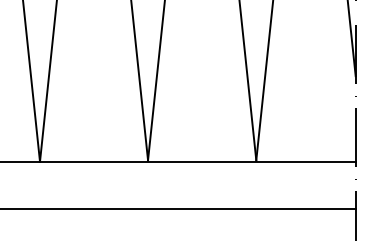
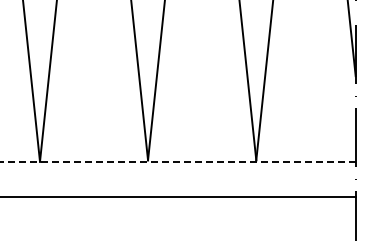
line: solid -> dashed (178, 161)
line position: (178, 208) -> (178, 196) (178, 196)
